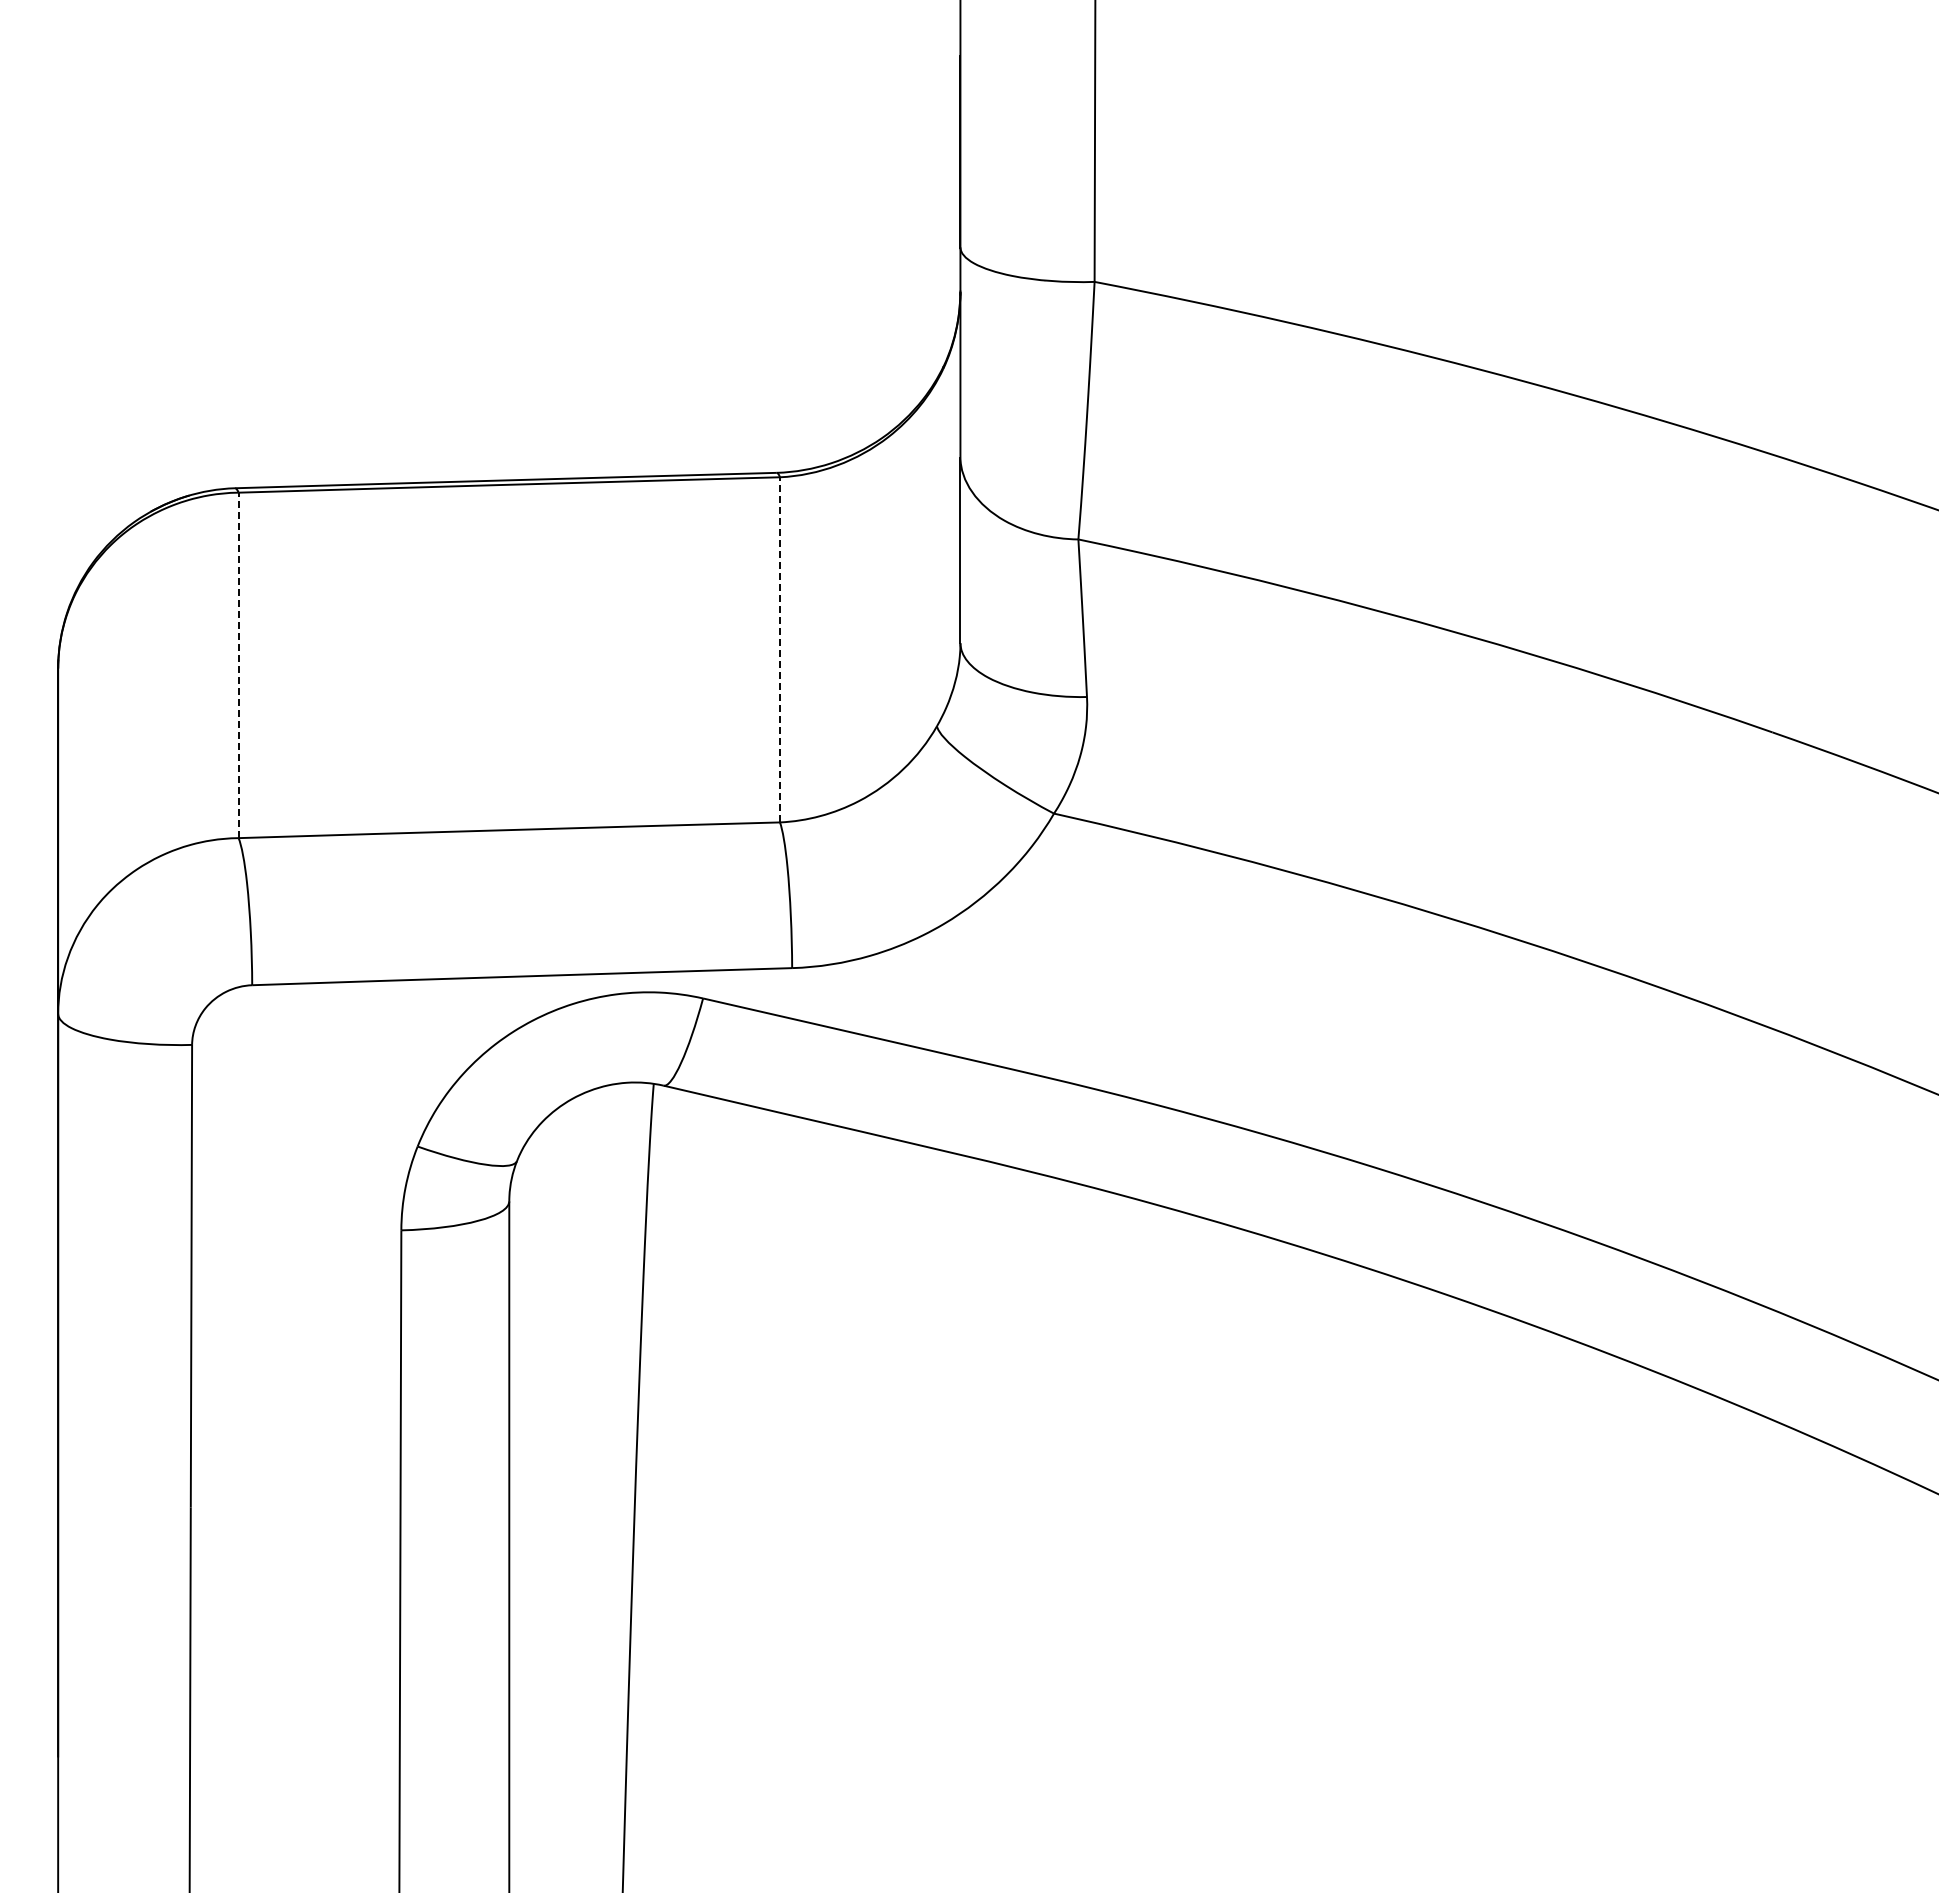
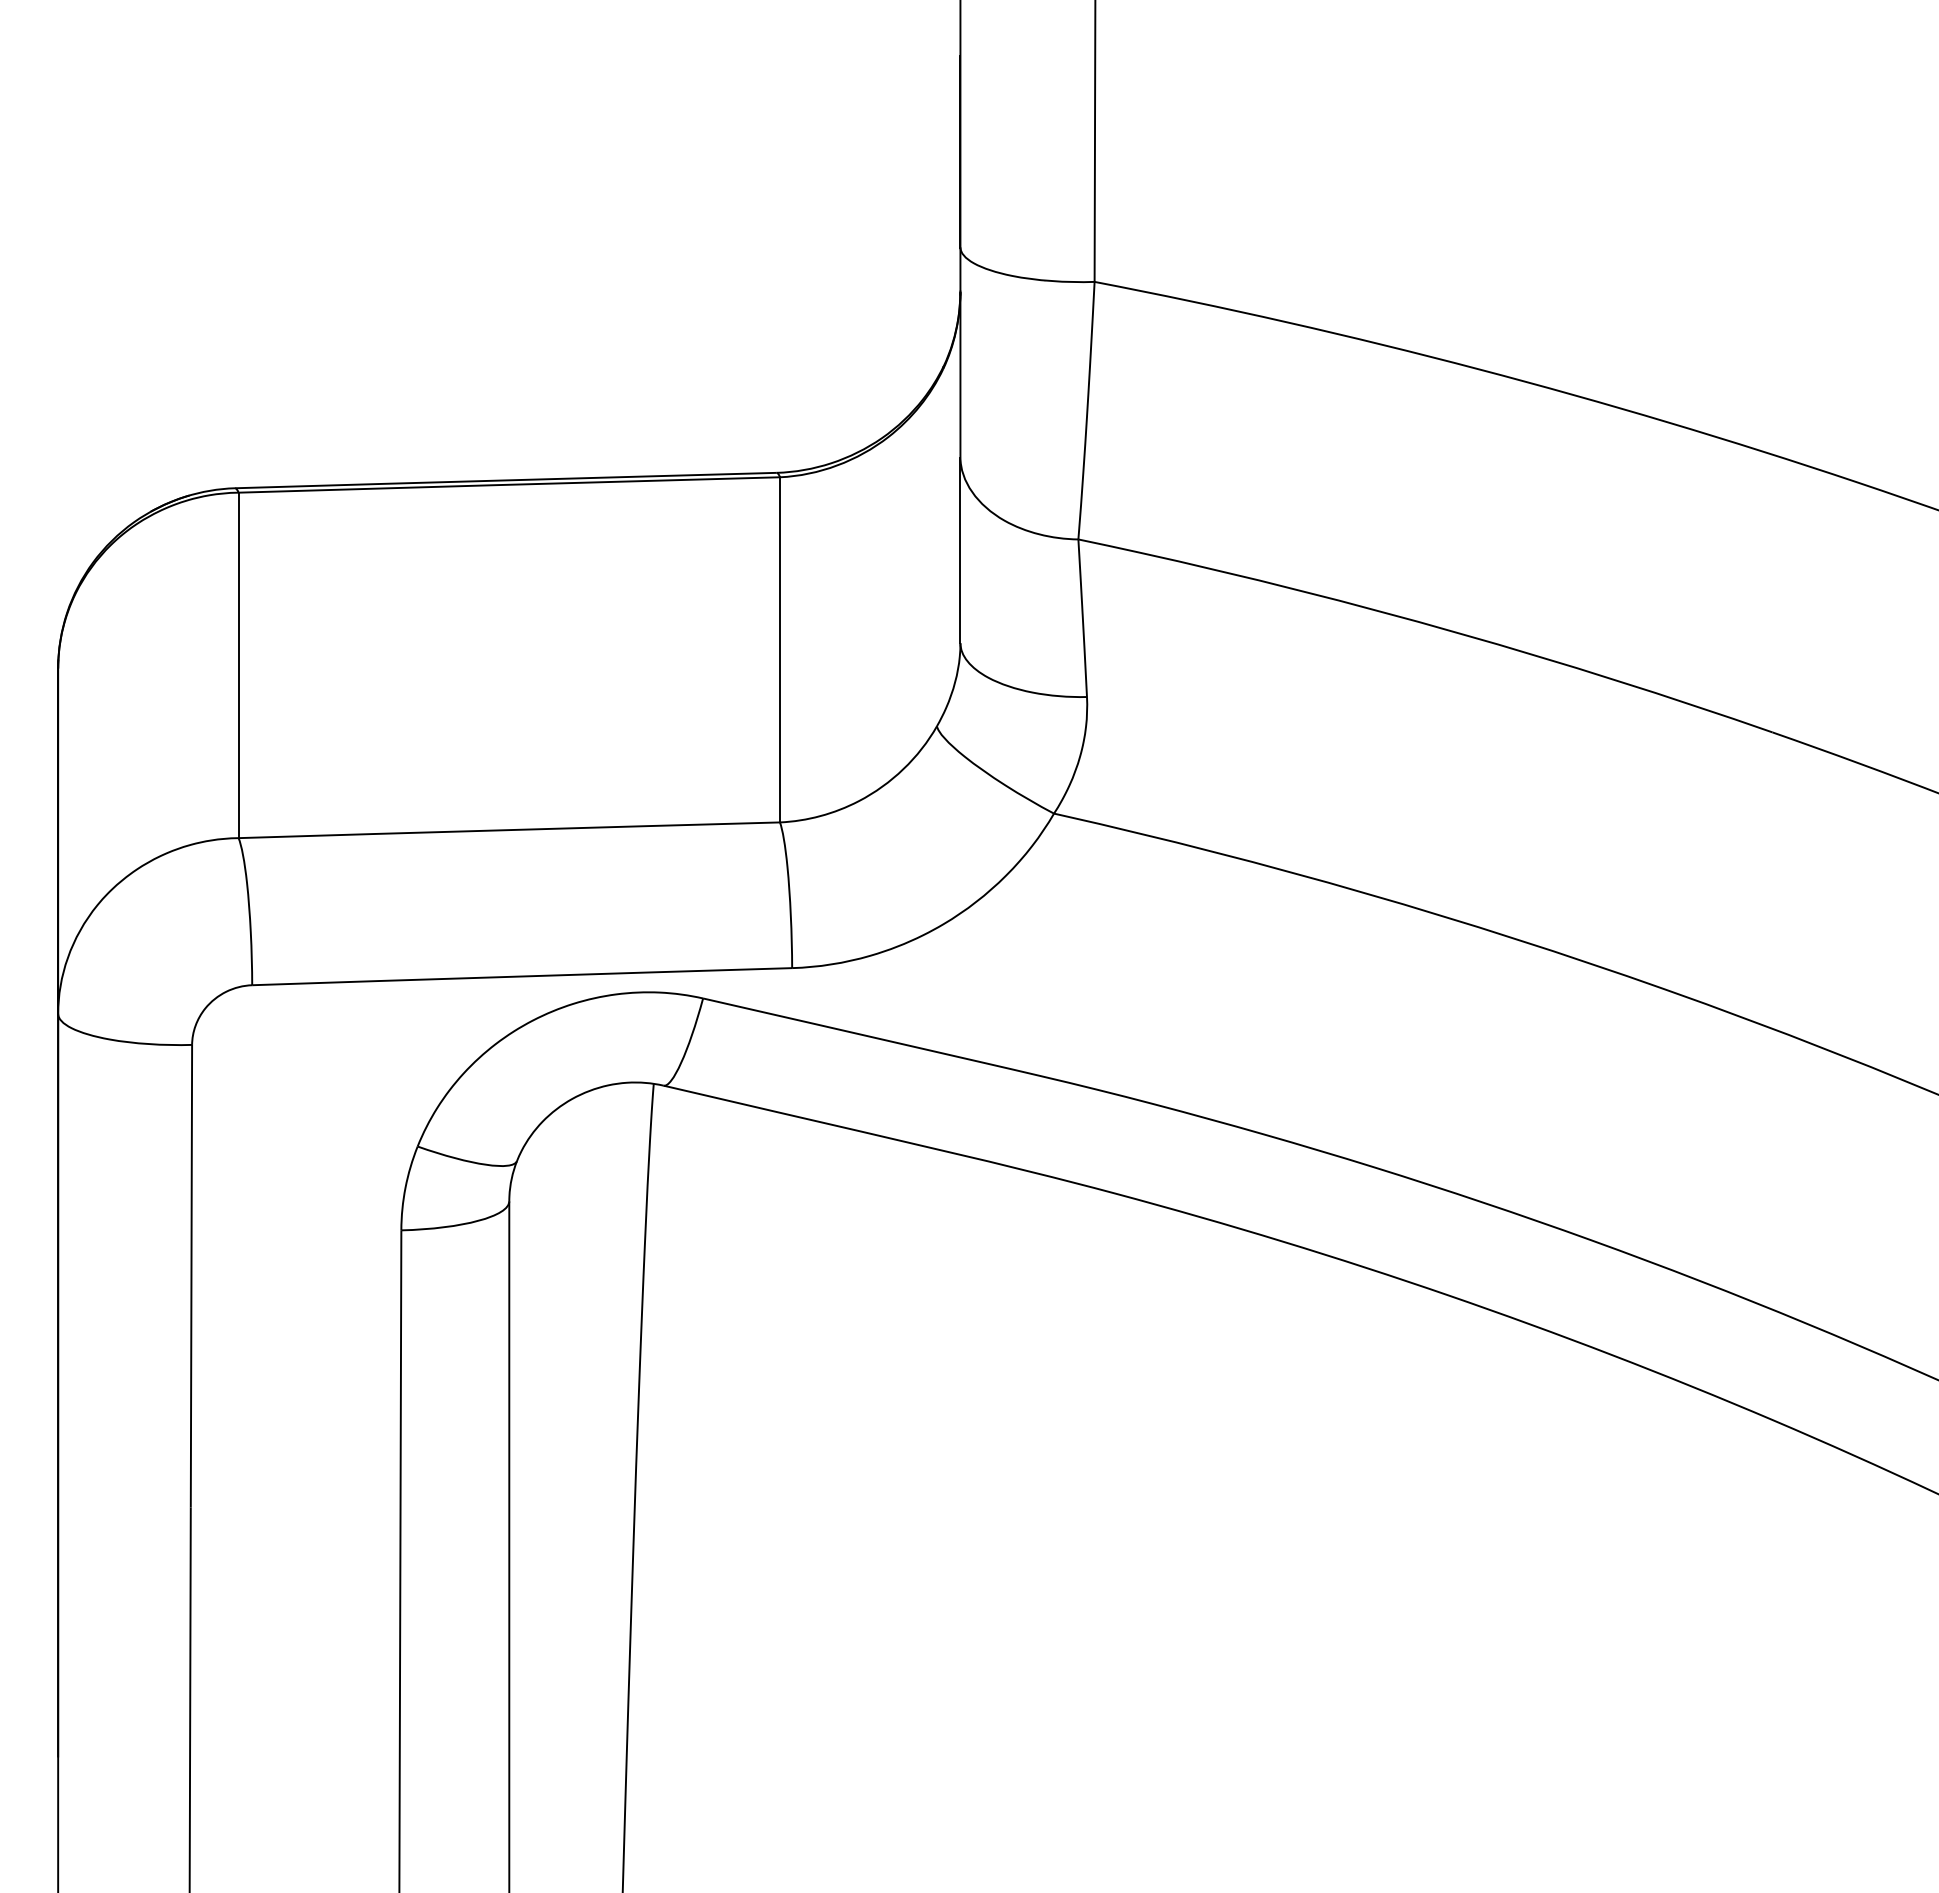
line: dashed -> solid (779, 649)
line: dashed -> solid (238, 665)
